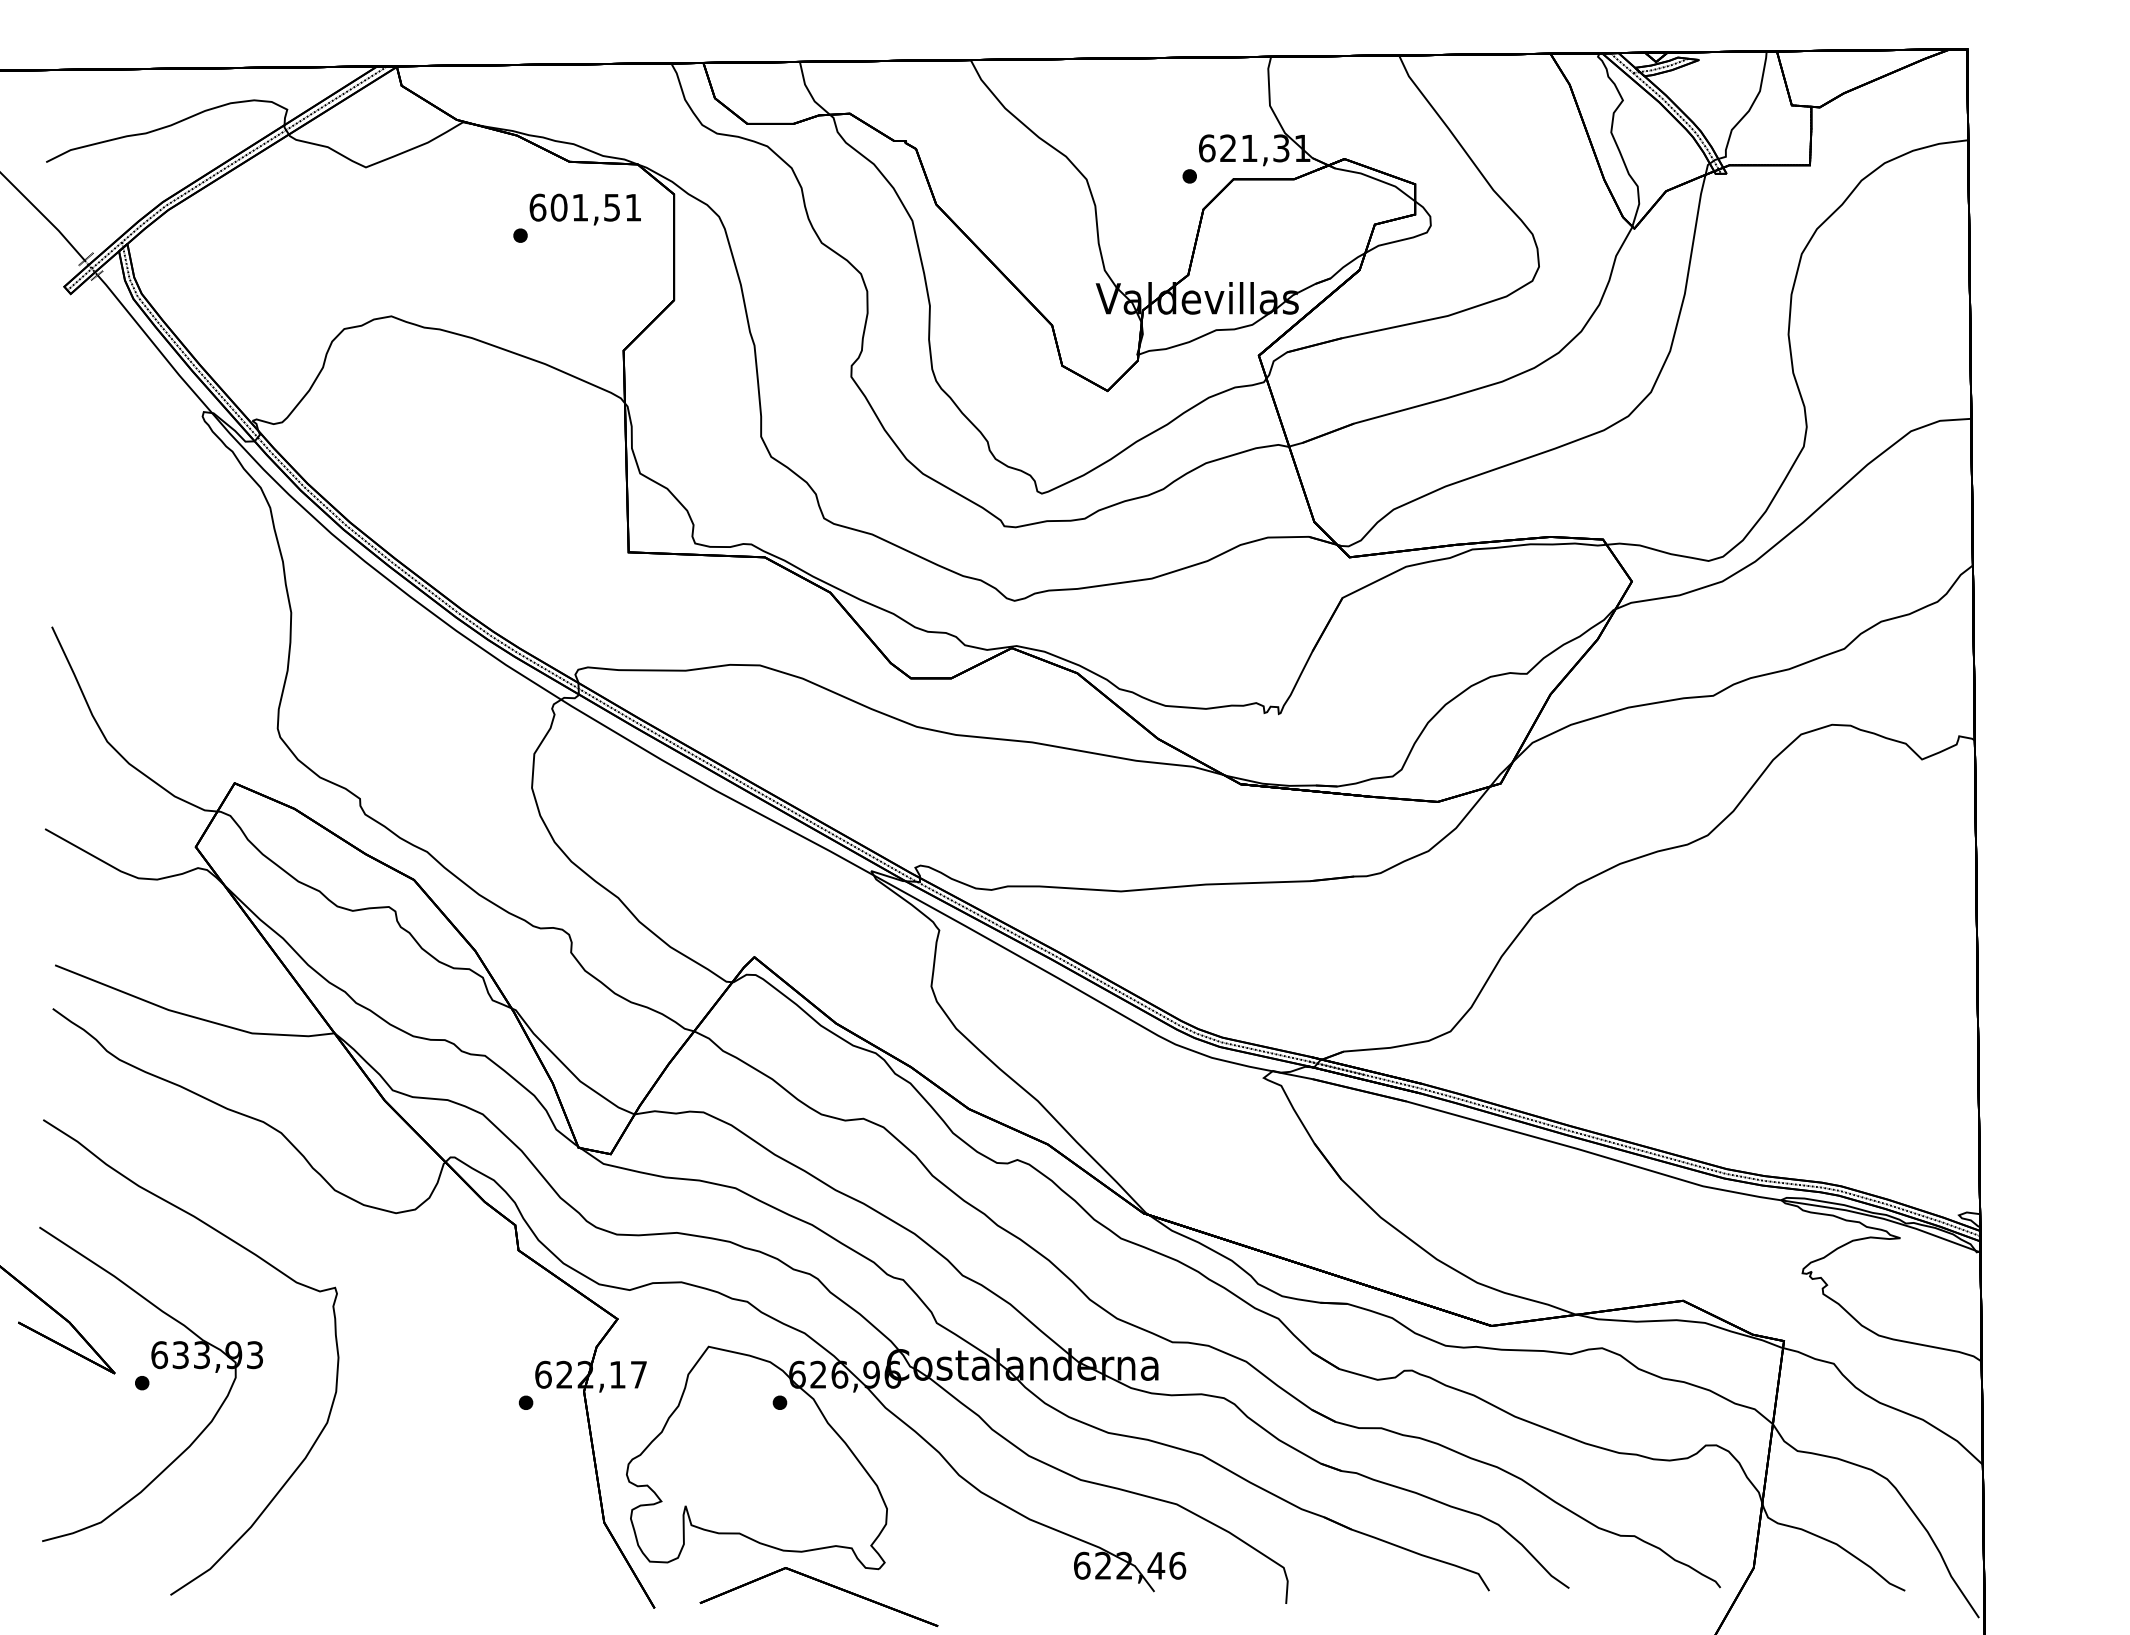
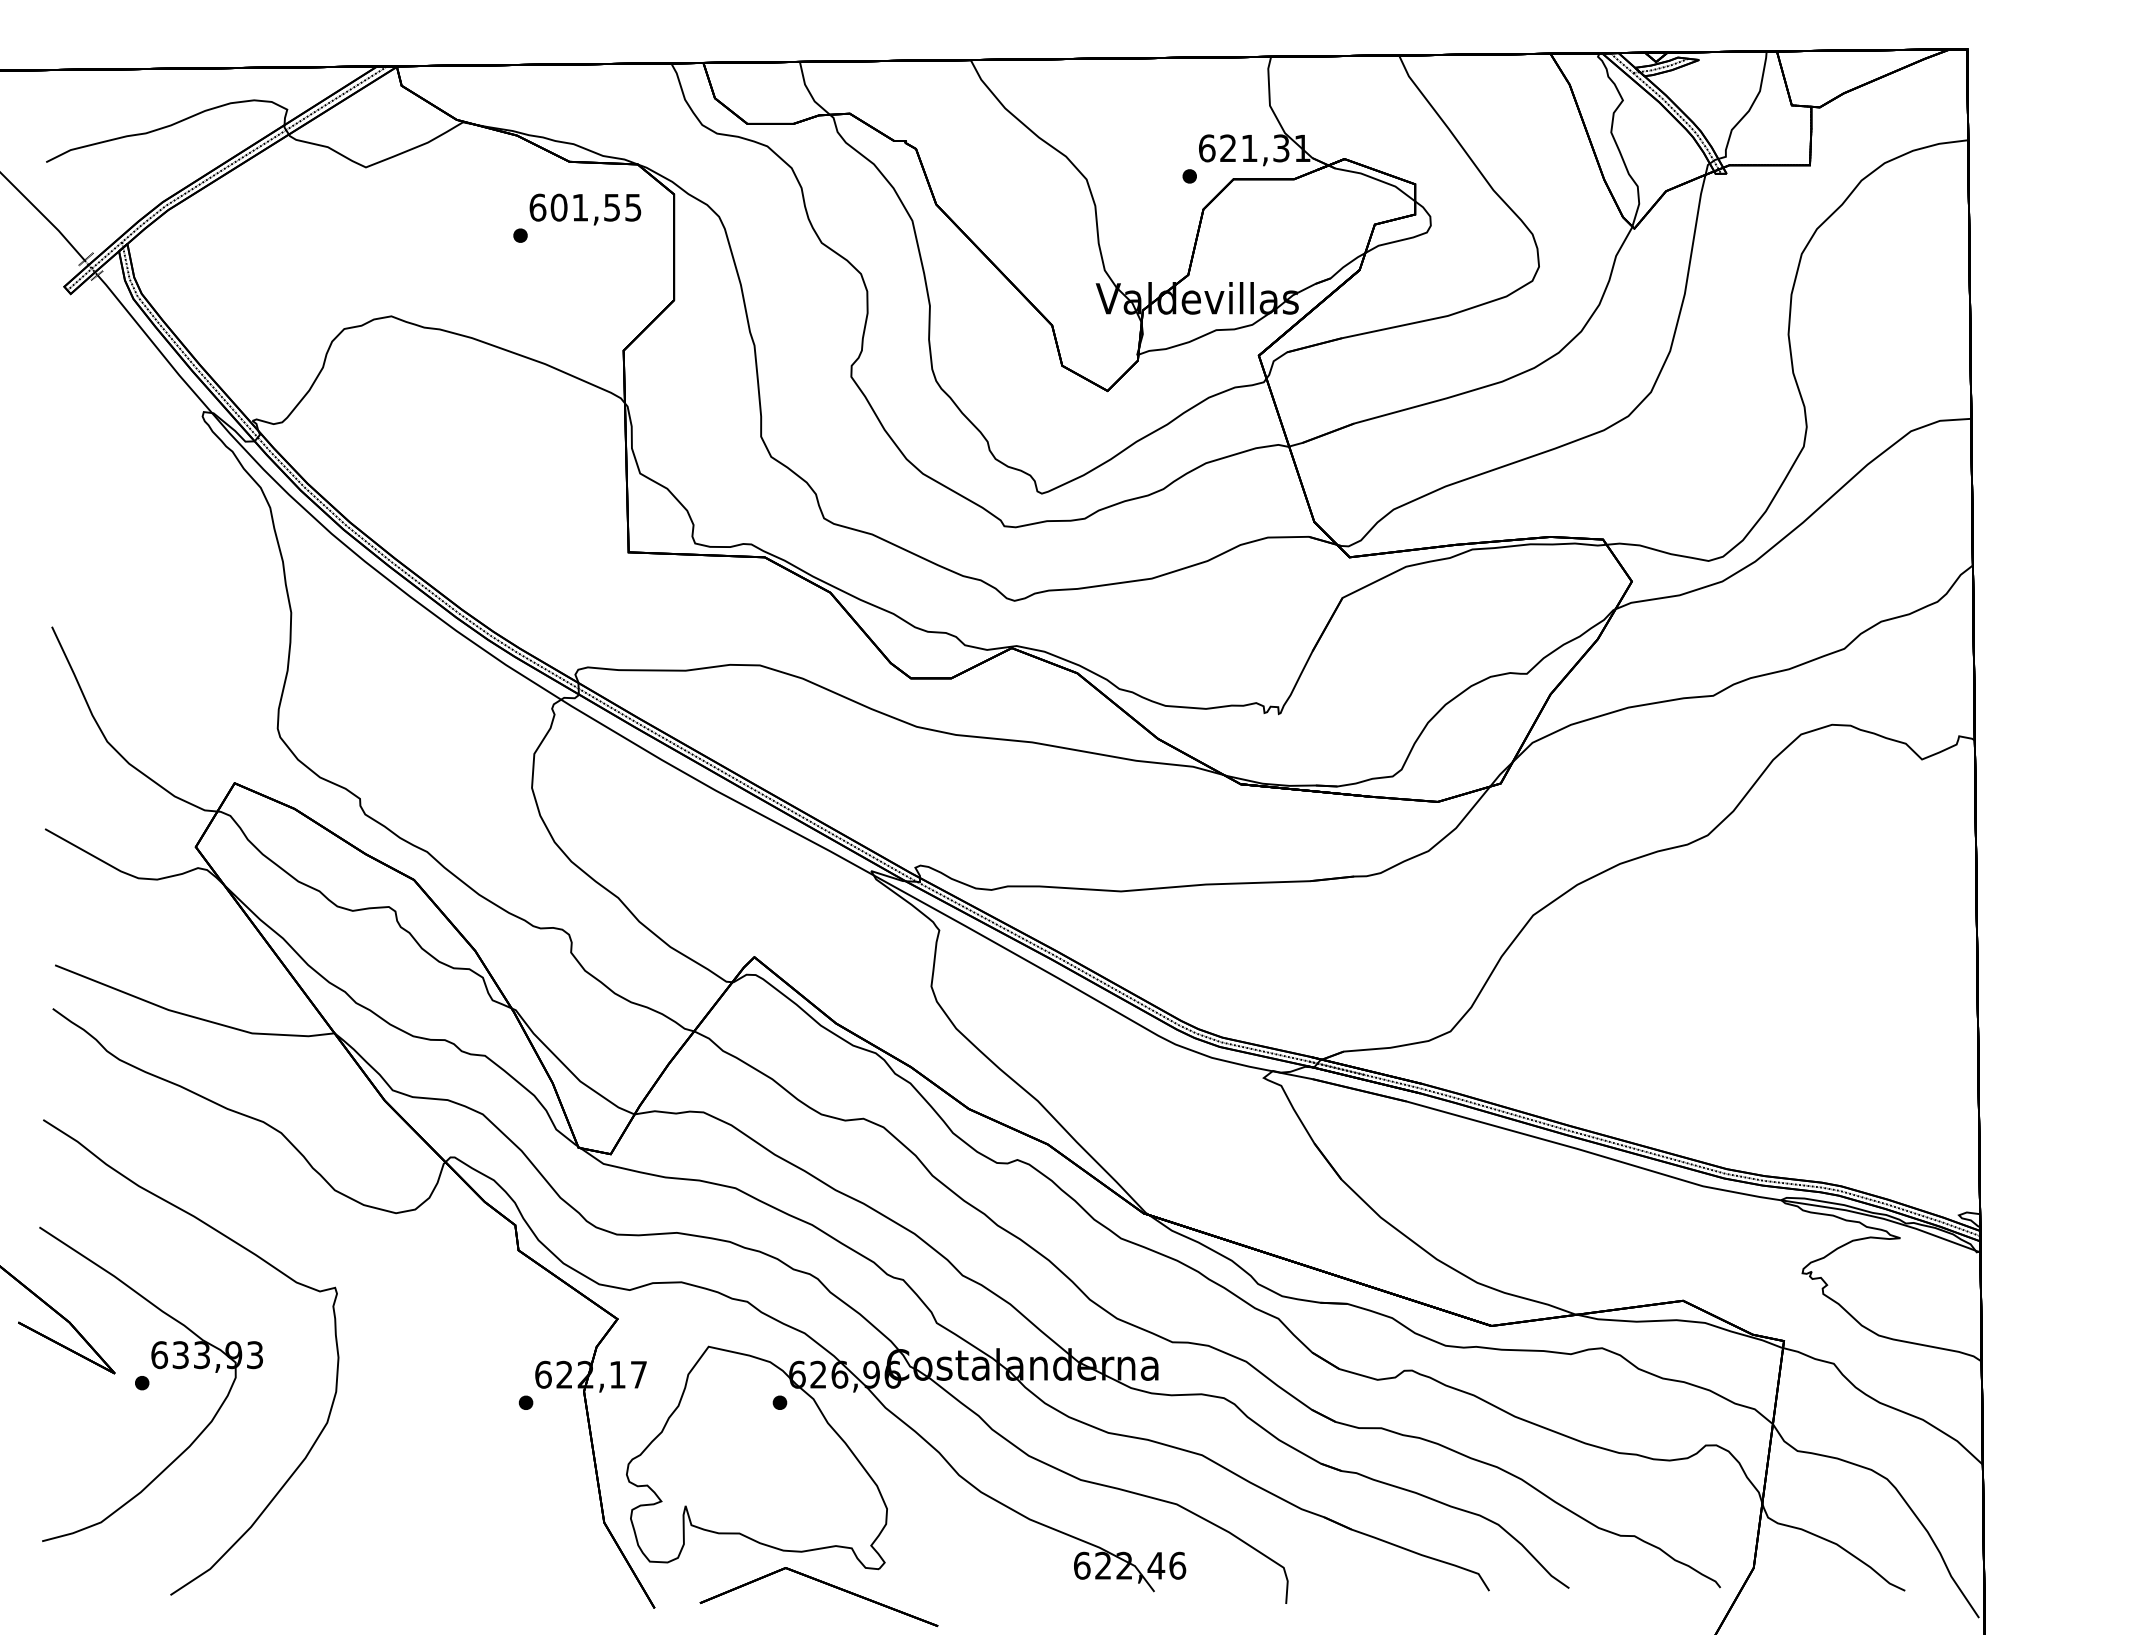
text: 601,51 -> 601,55 (633, 207)
